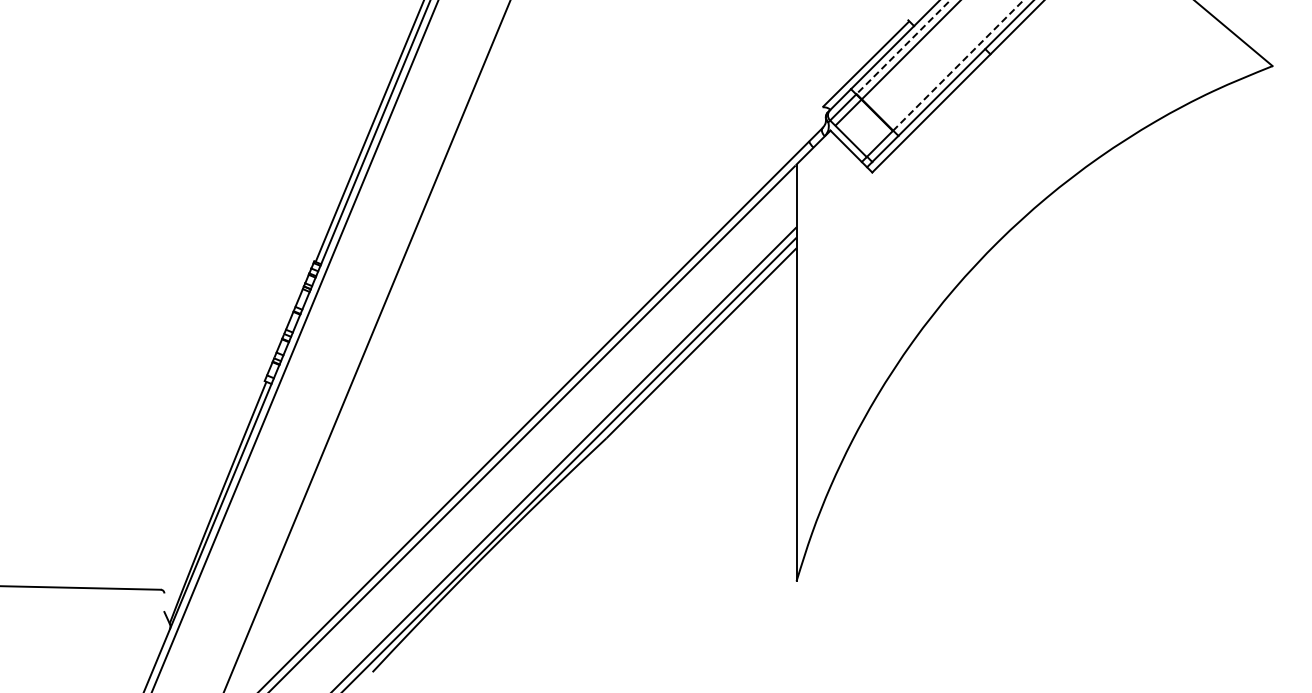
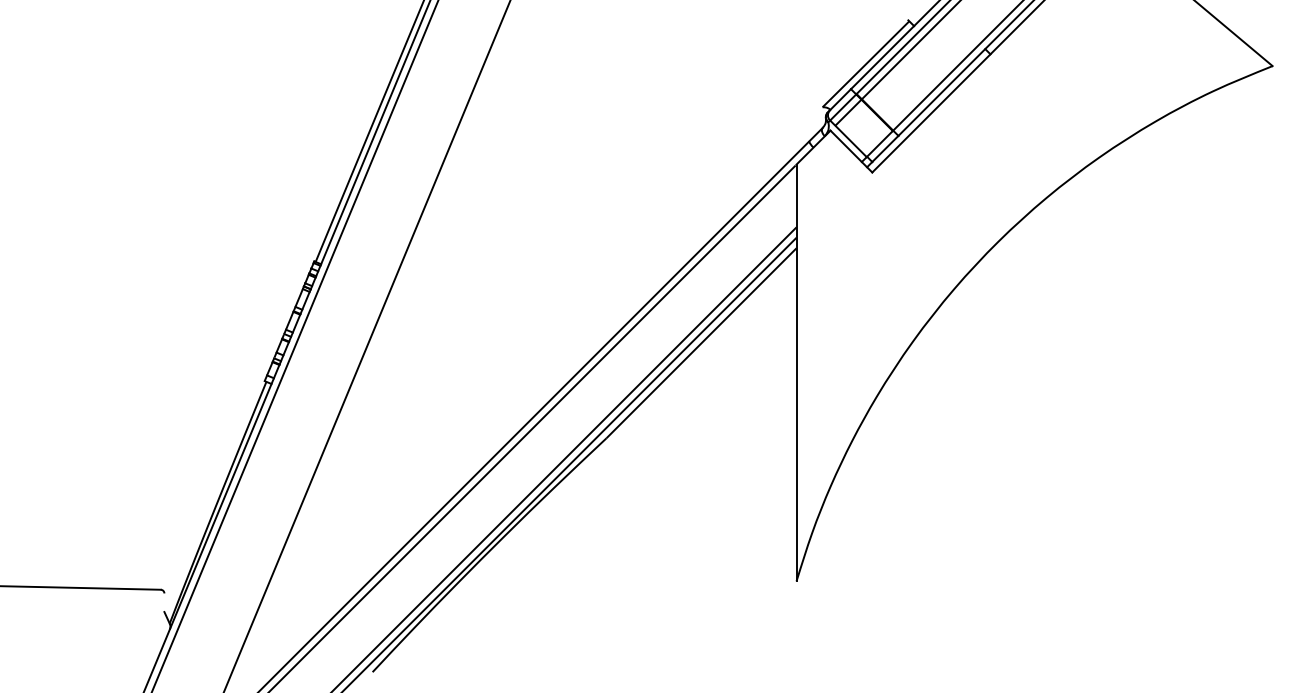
line: dashed -> solid (902, 47)
line: dashed -> solid (958, 65)
